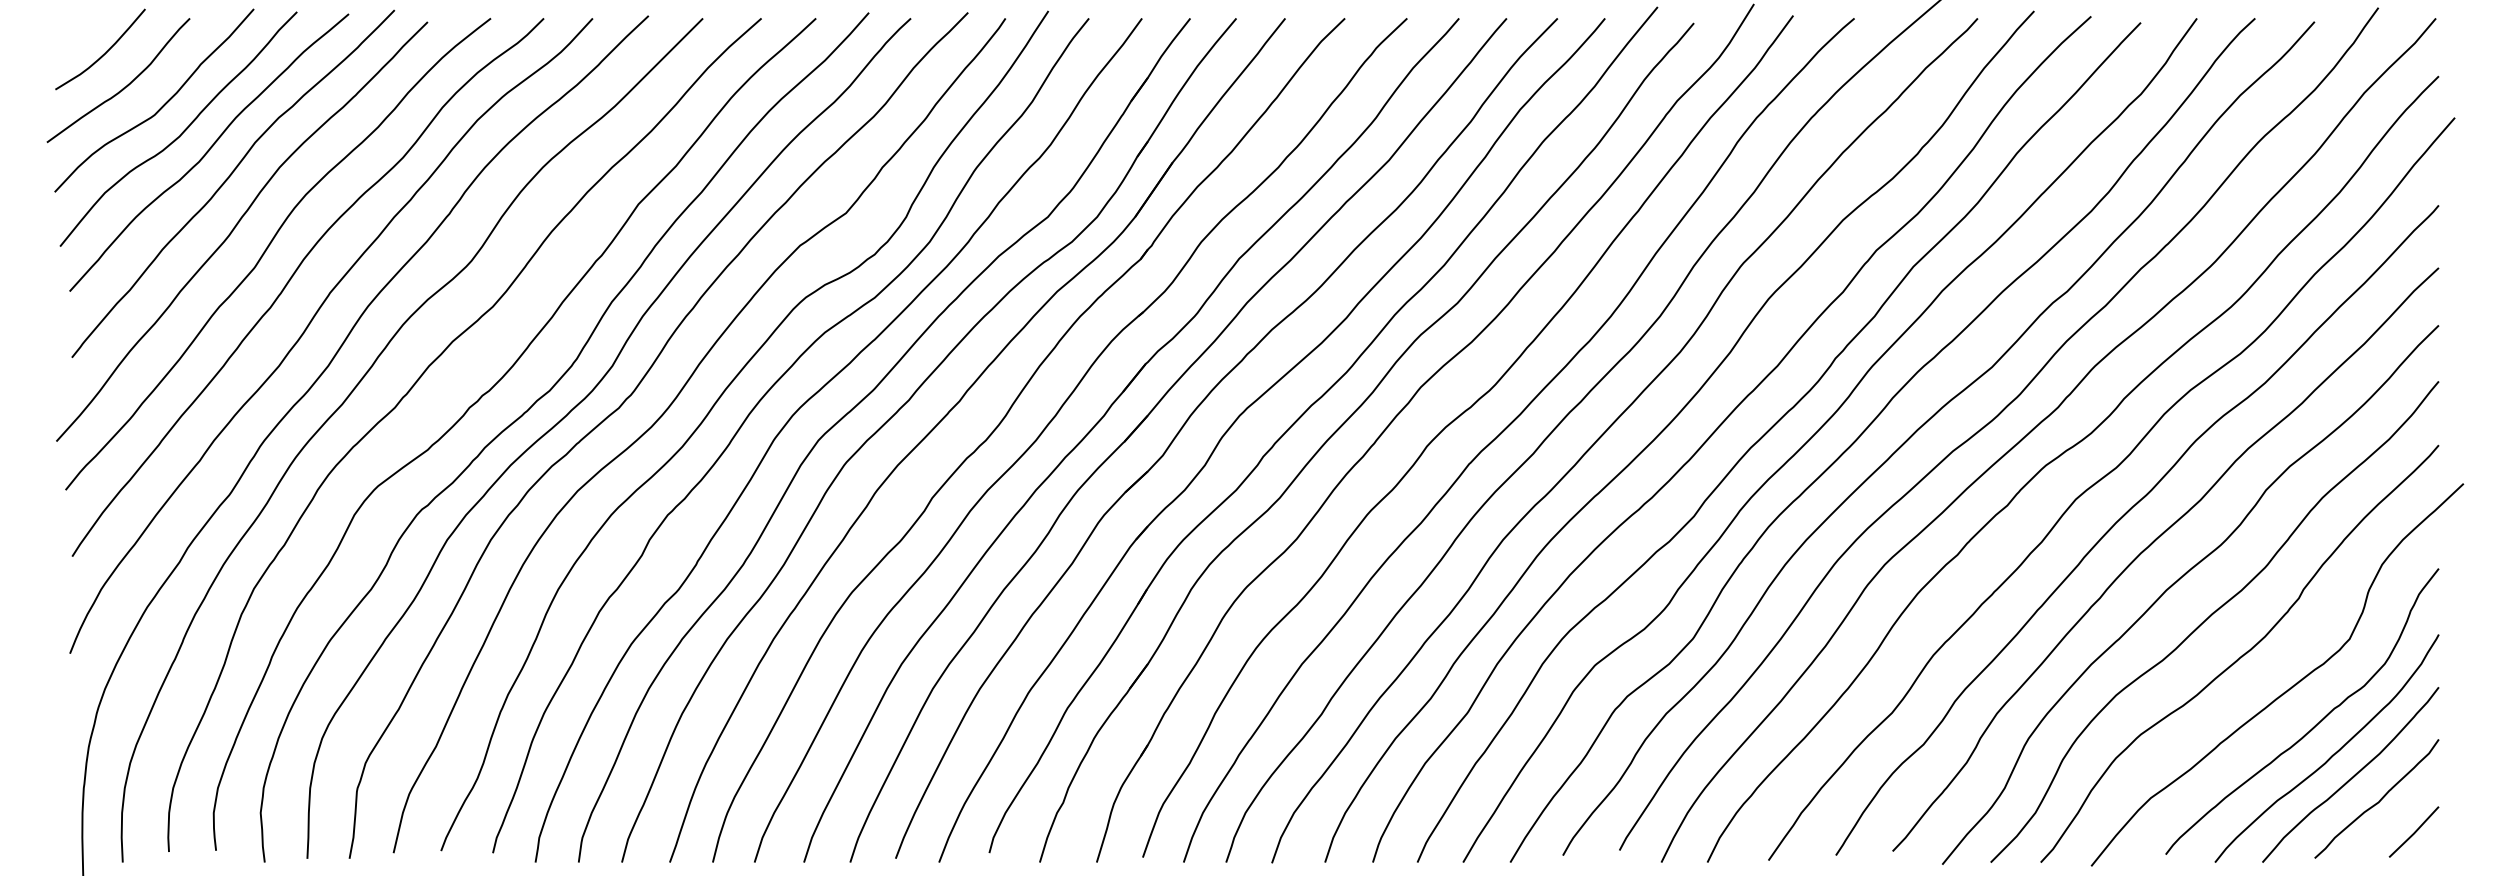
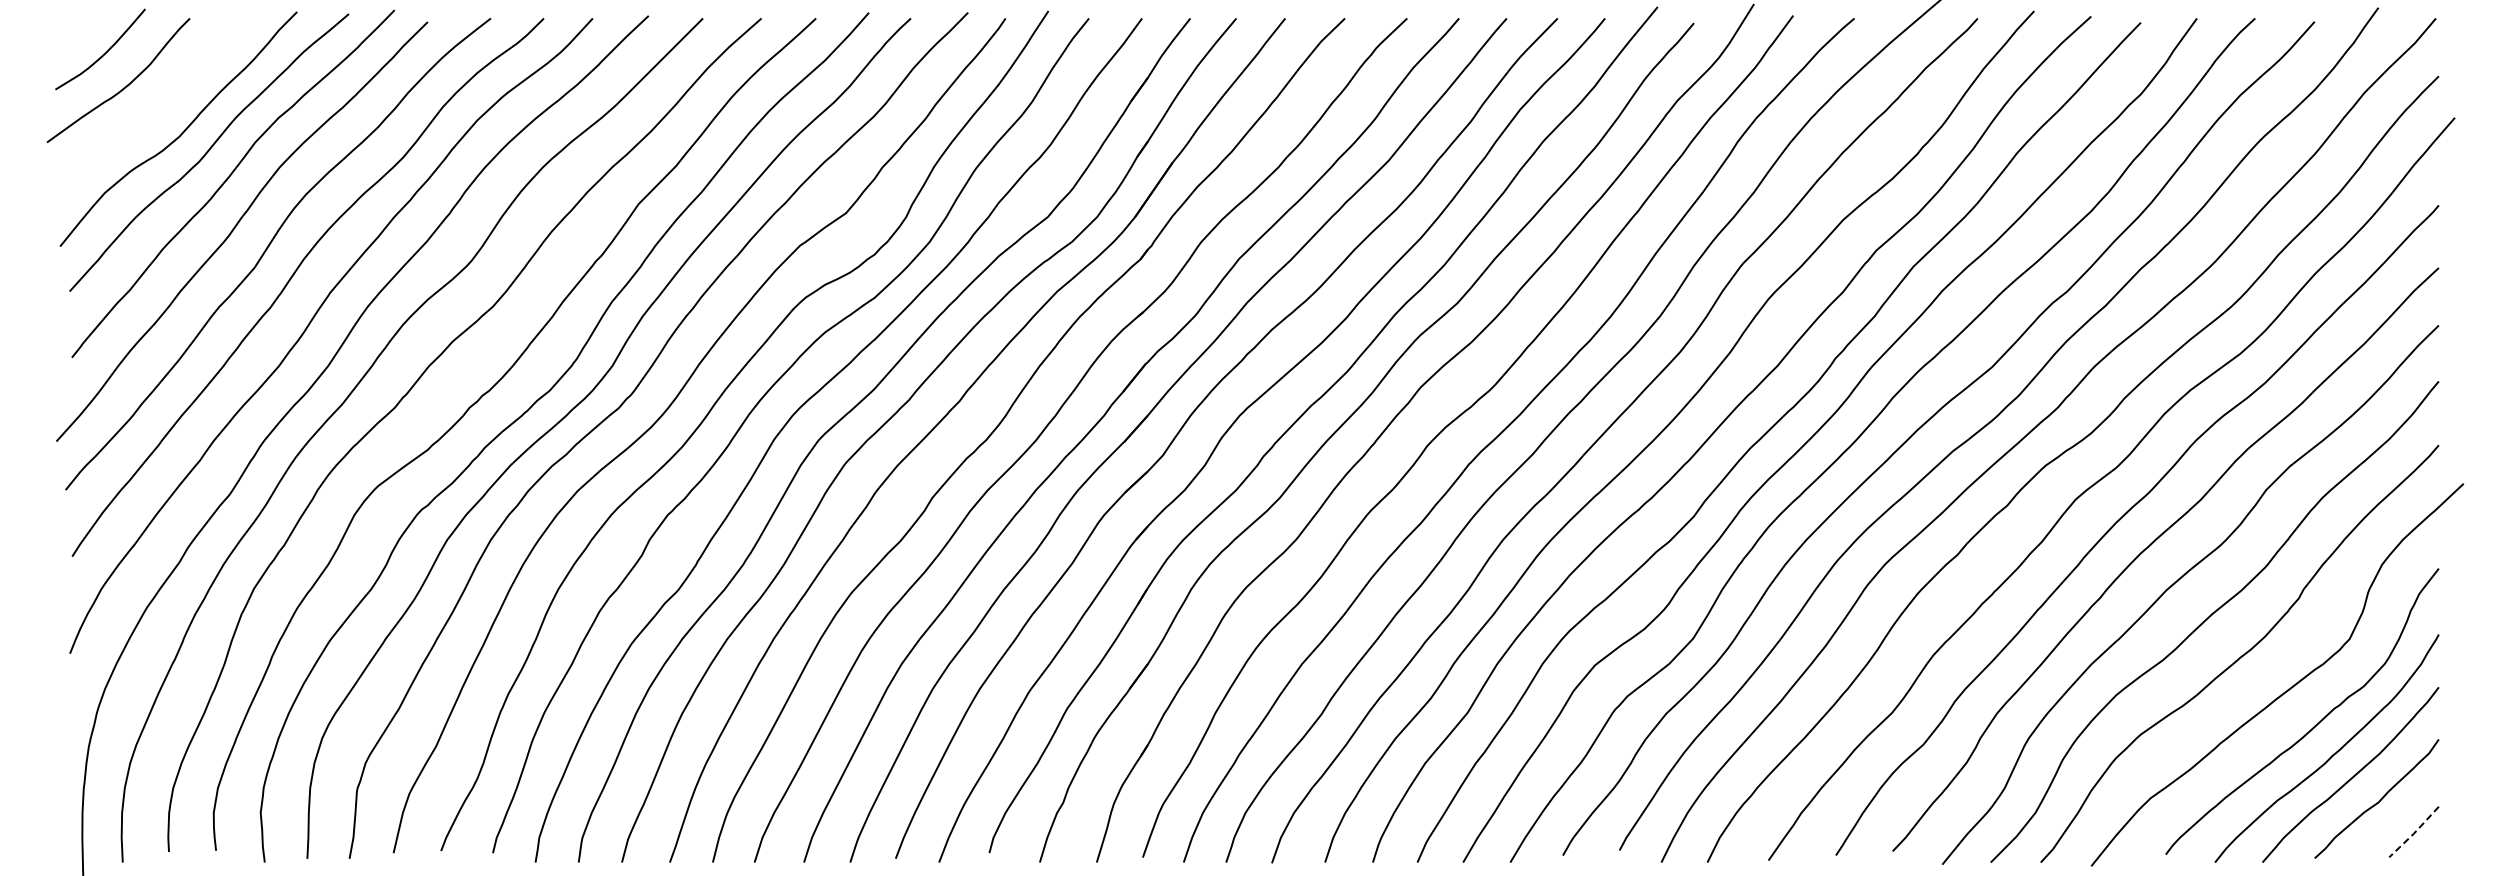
curve: present -> none (161, 106)
line: solid -> dashed (2414, 833)
